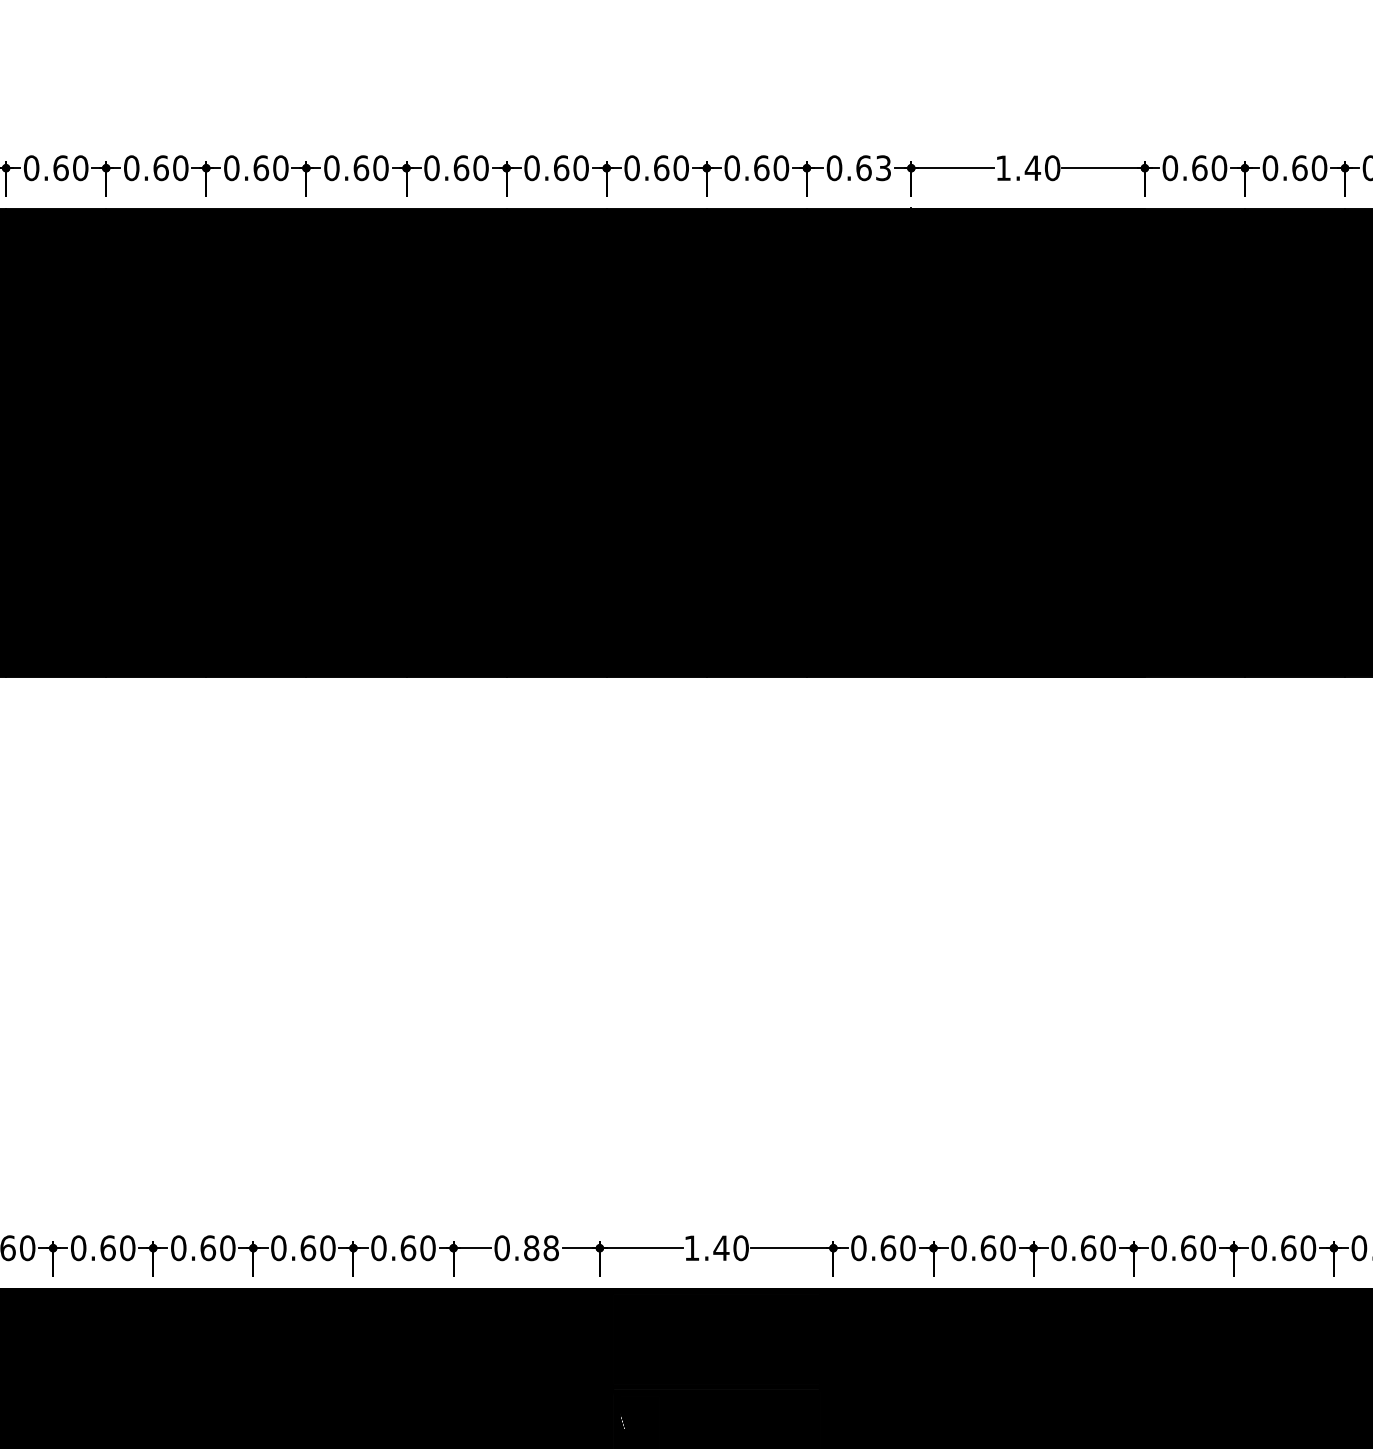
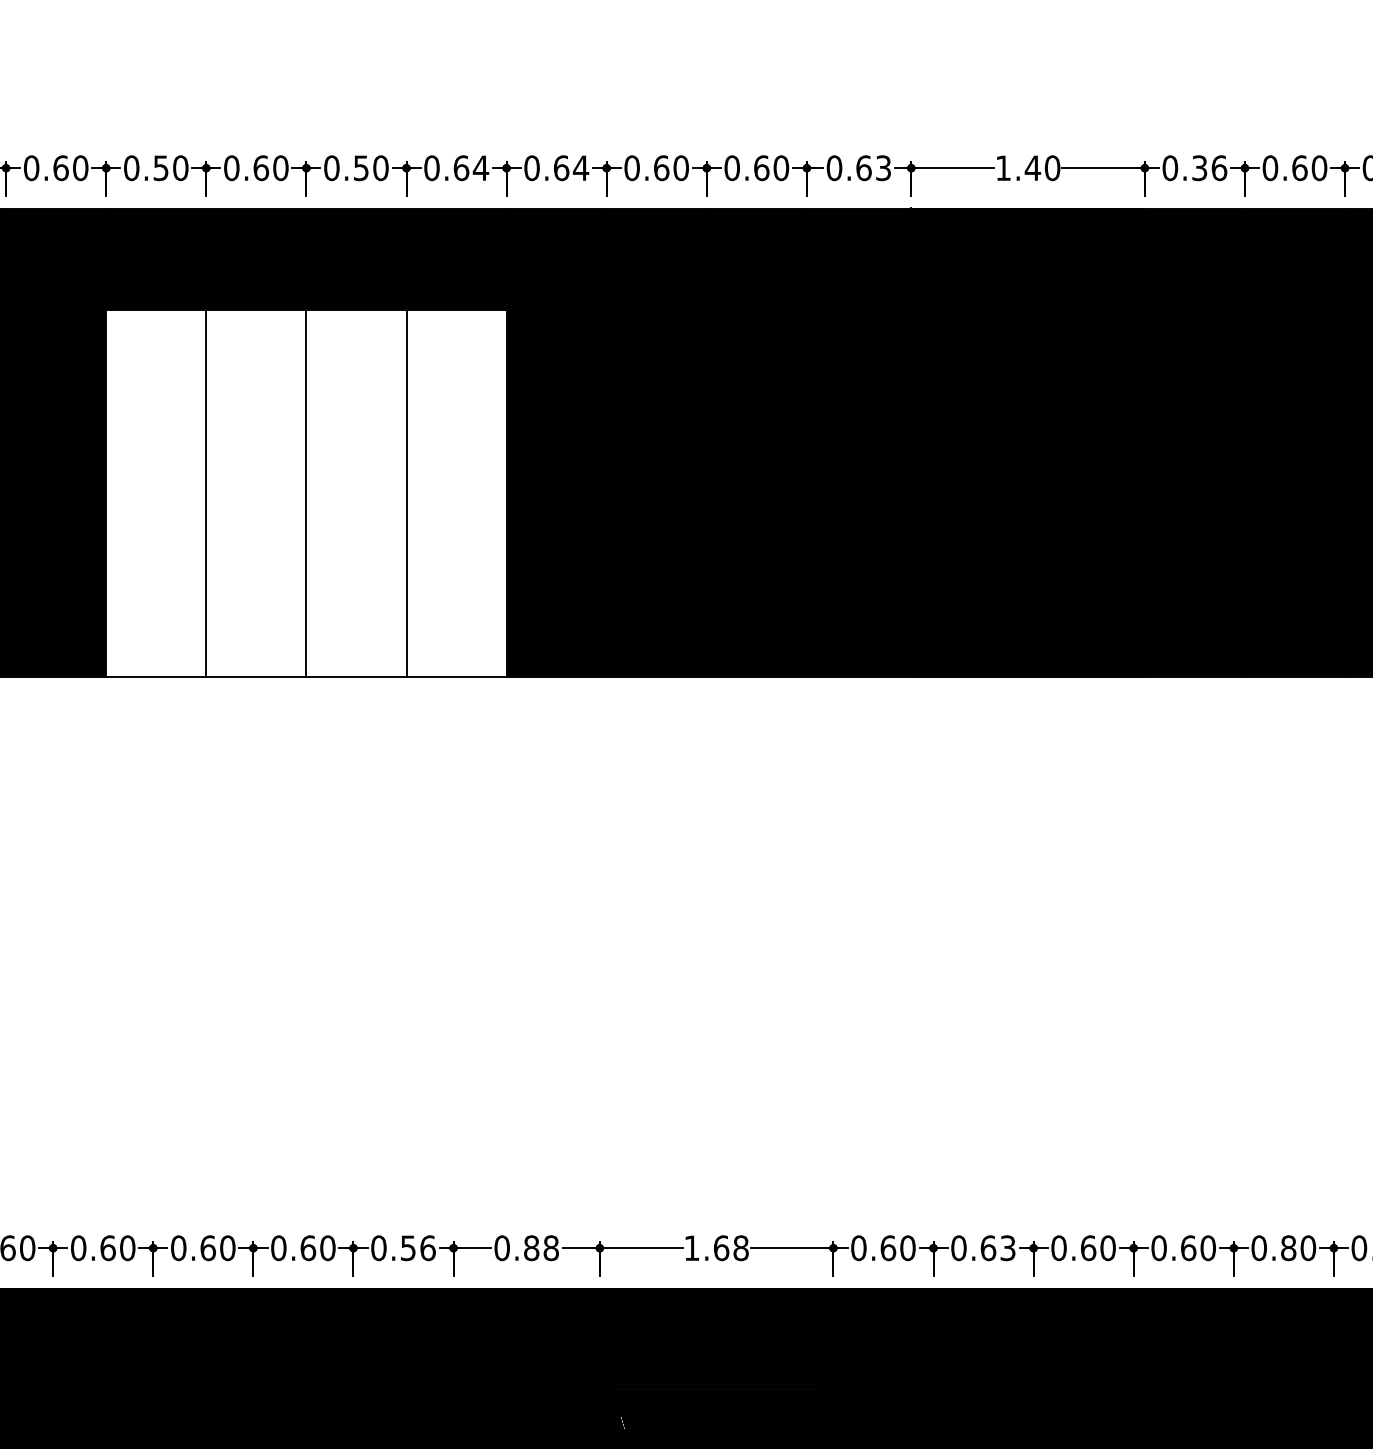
text: 0.60 -> 0.50 (160, 168)
text: 0.60 -> 0.50 (361, 168)
text: 0.60 -> 0.64 (480, 168)
text: 0.60 -> 0.64 (580, 168)
text: 0.60 -> 0.36 (1209, 168)
fill: present -> none (306, 492)
text: 0.60 -> 0.56 (417, 1248)
text: 1.40 -> 1.68 (730, 1248)
text: 0.60 -> 0.63 (1007, 1248)
text: 0.60 -> 0.80 (1288, 1248)
